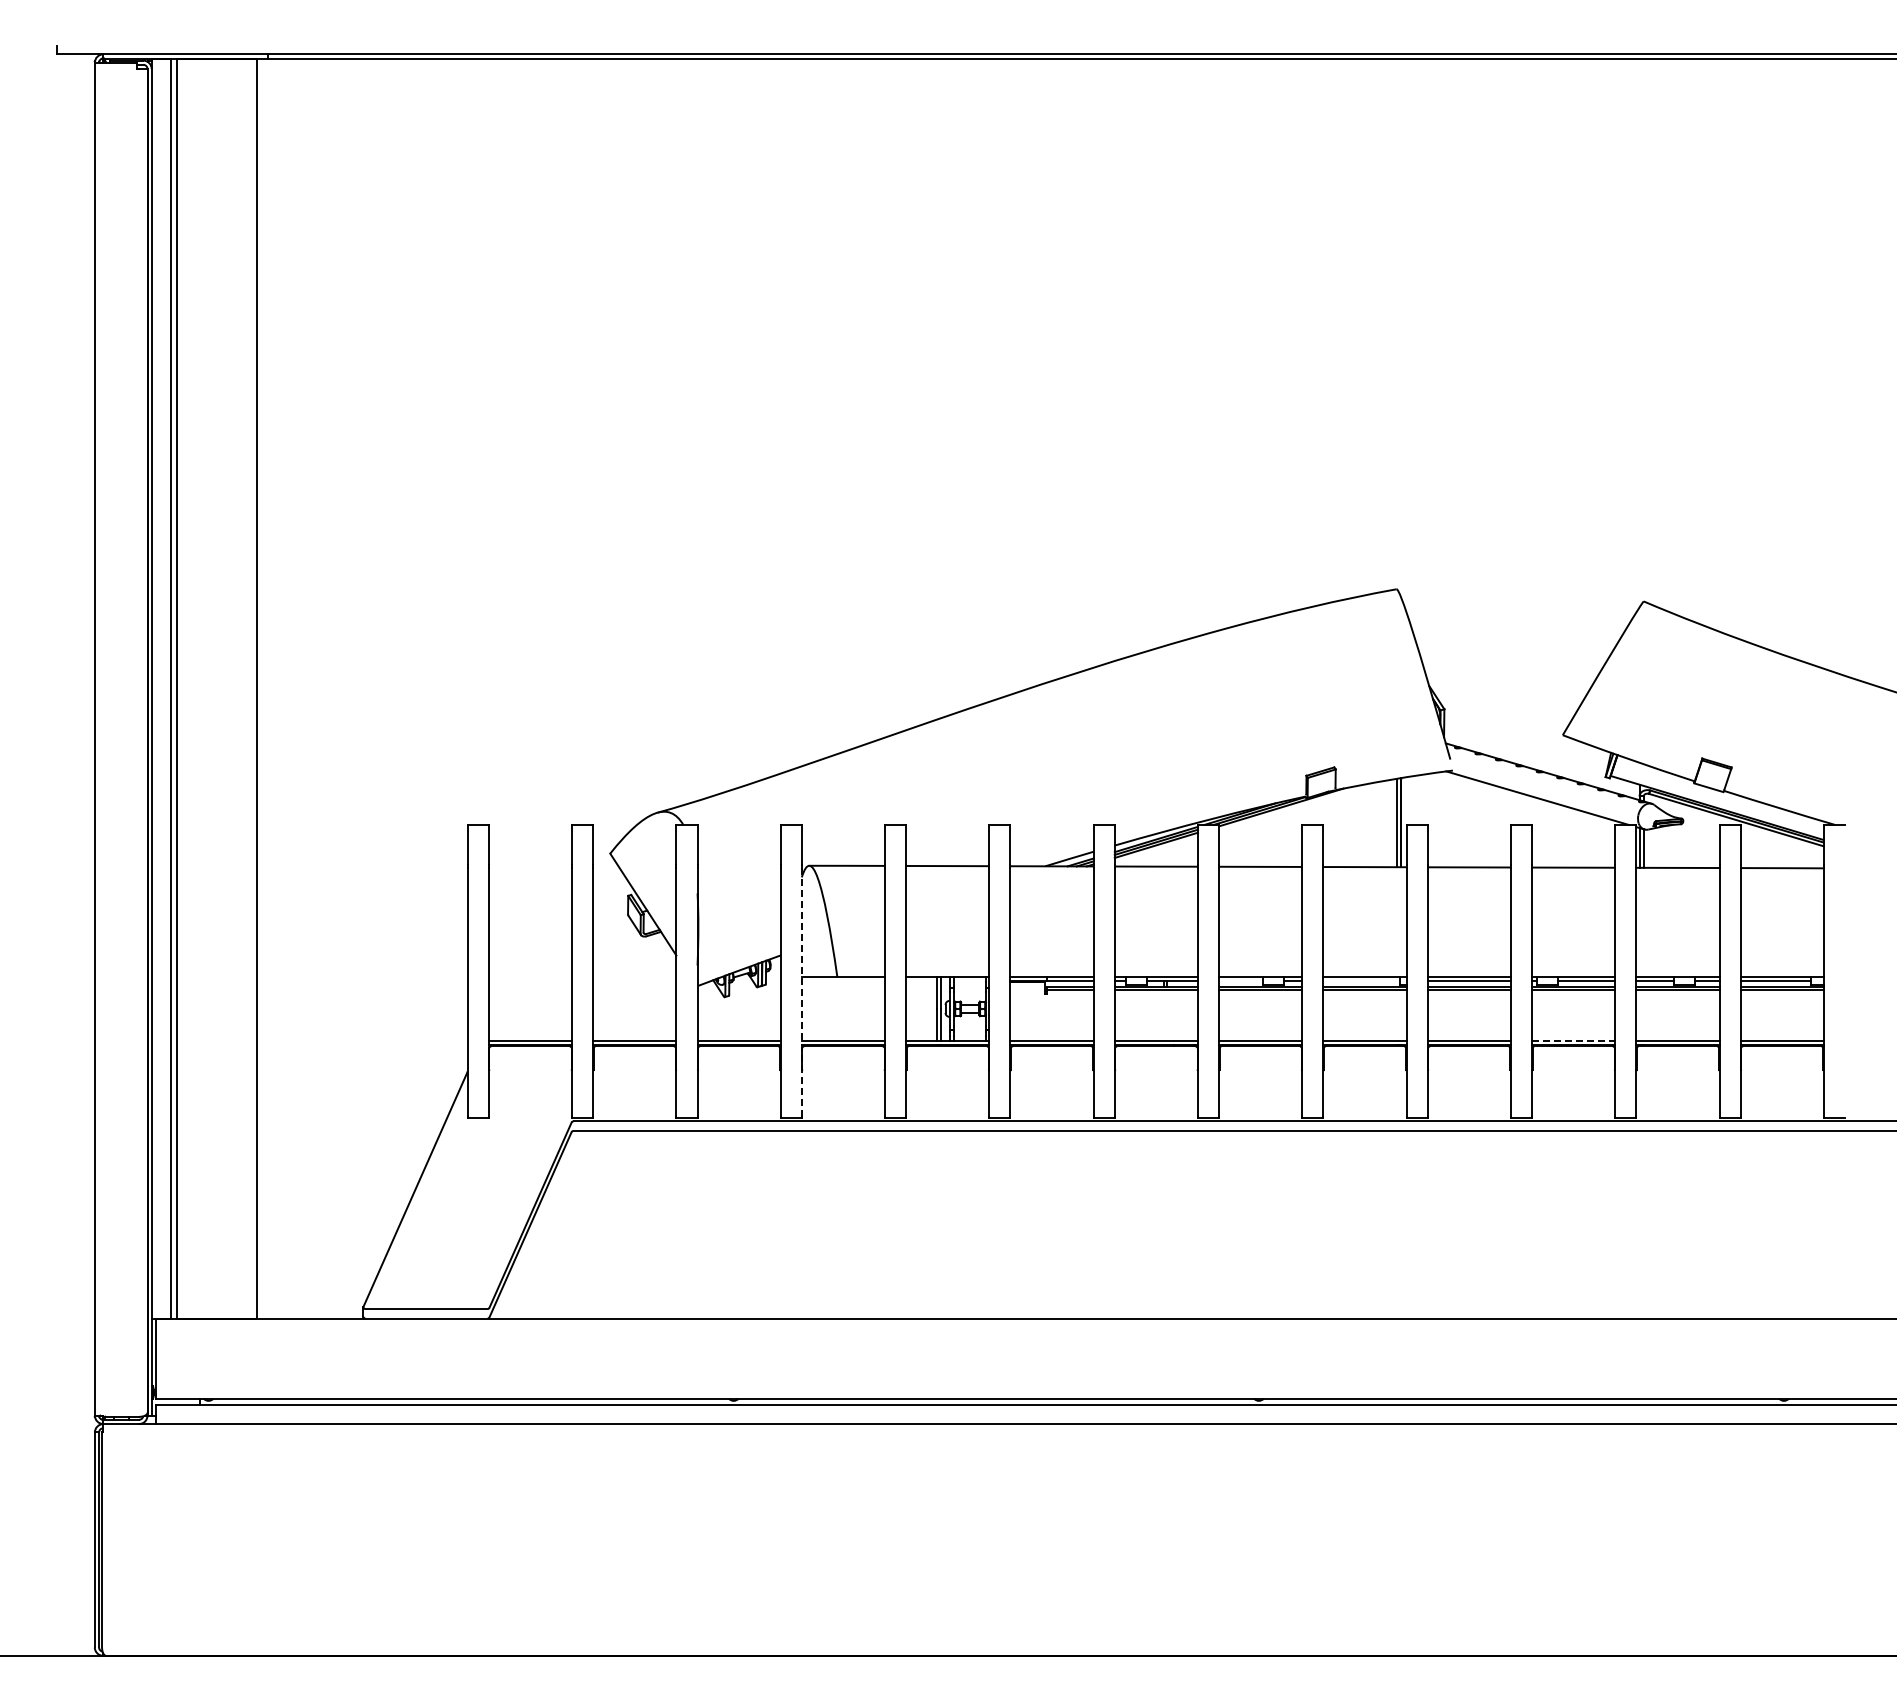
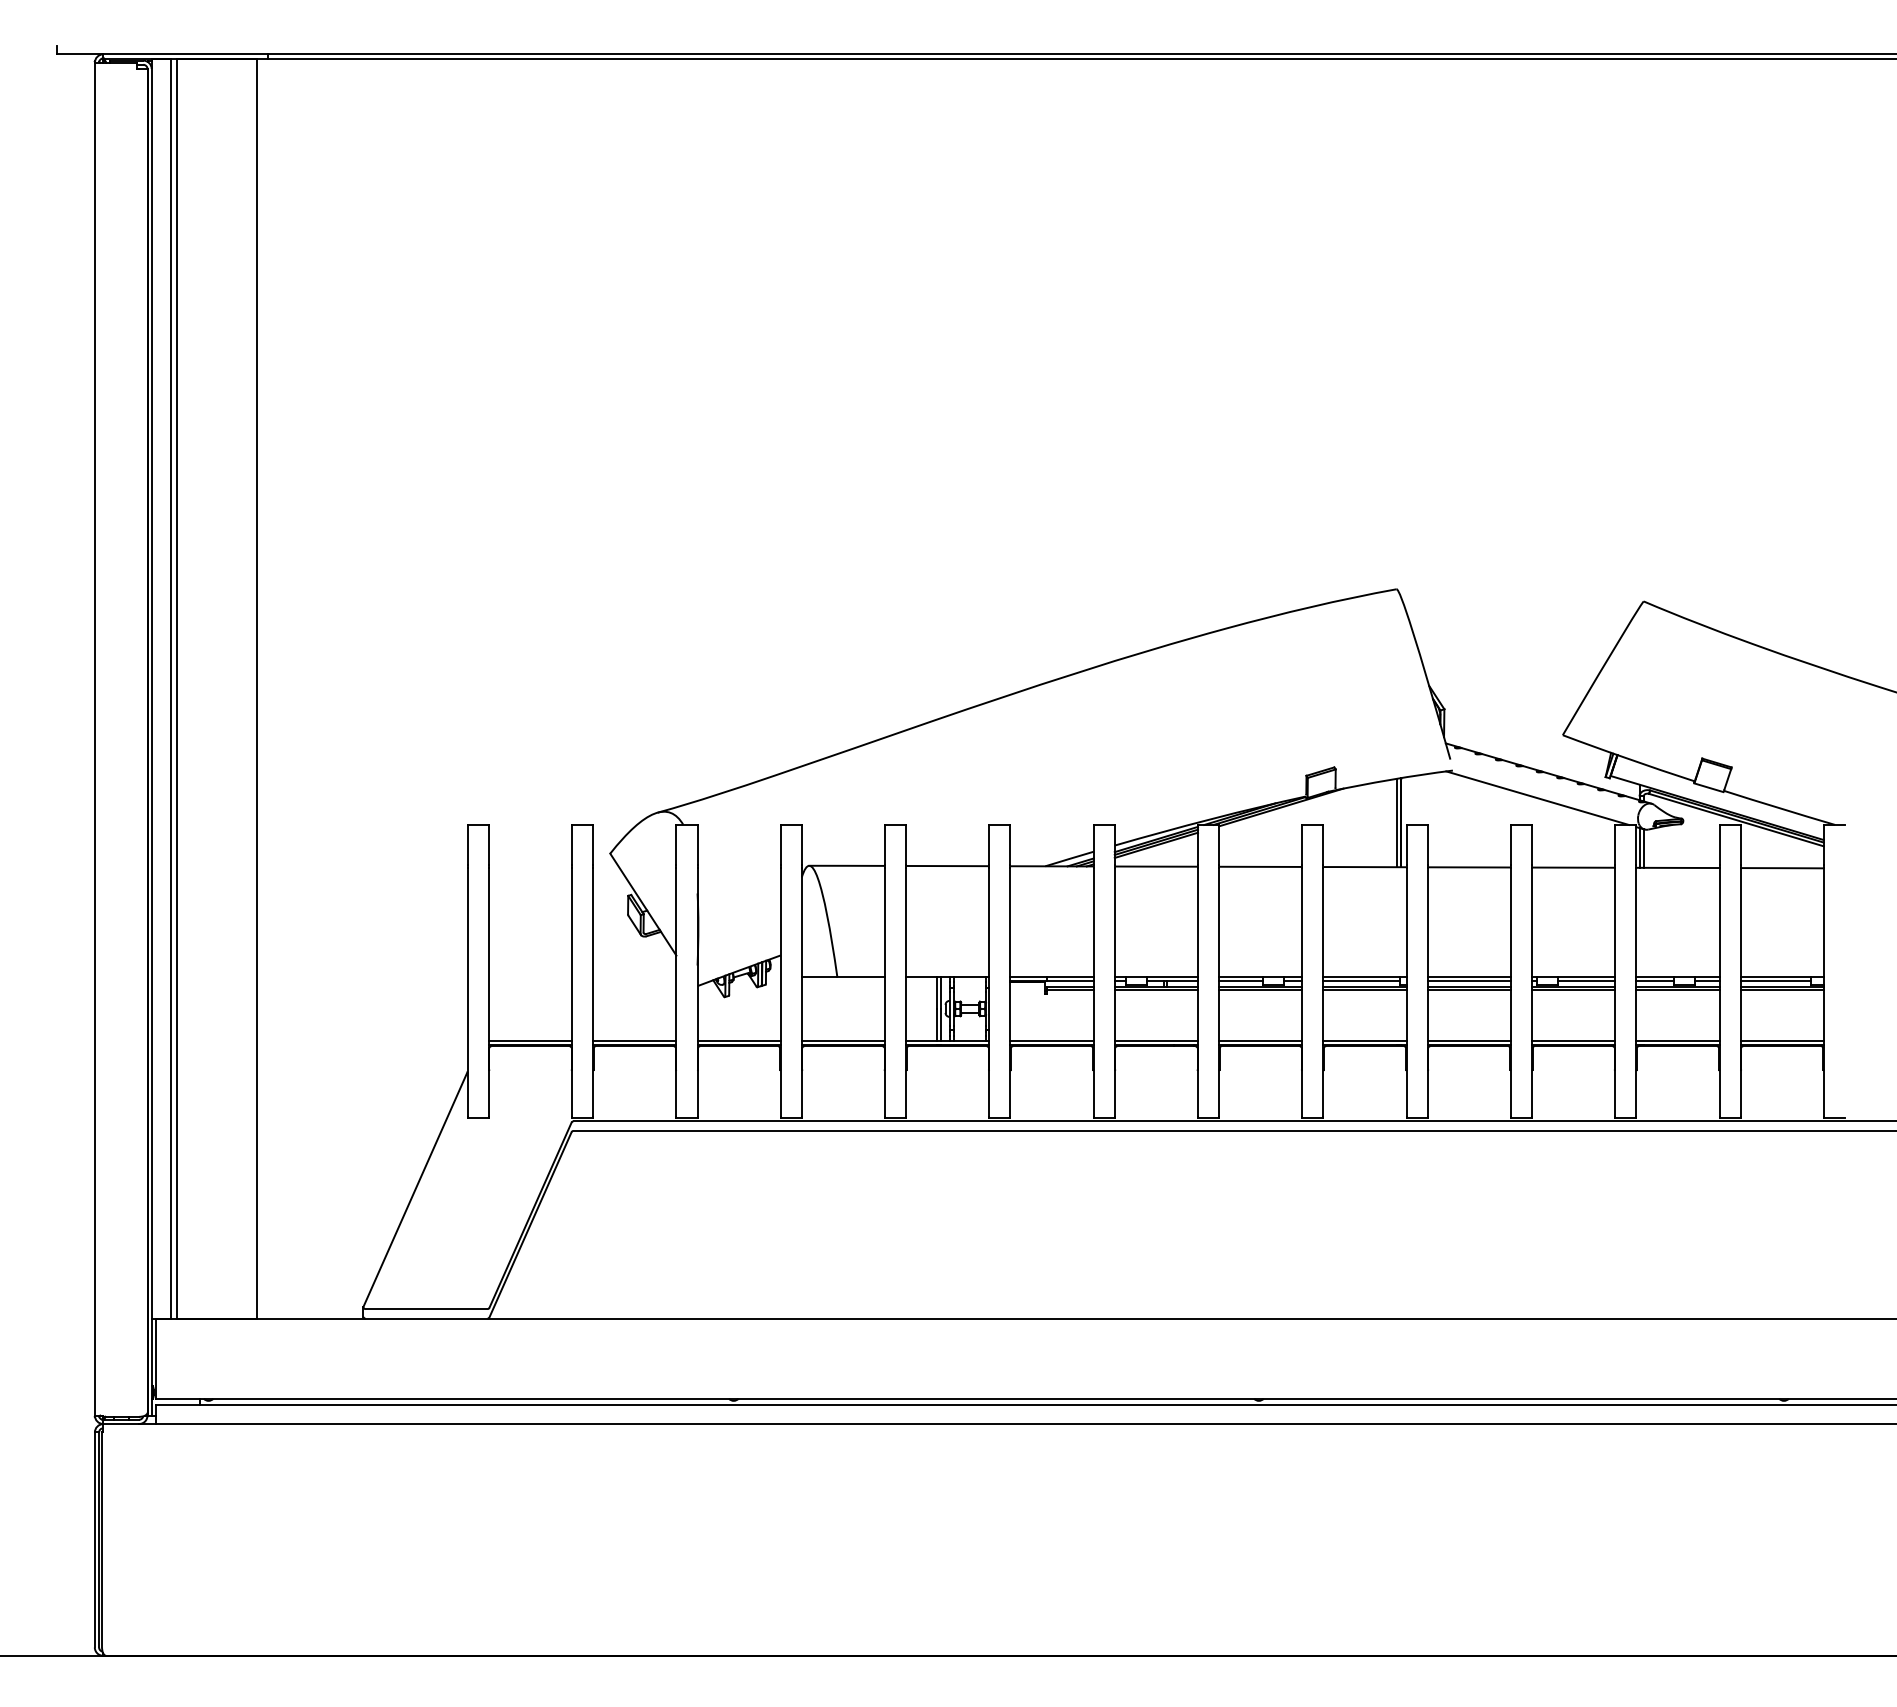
line: none -> present (1241, 980)
line: none -> present (1361, 980)
line: dashed -> solid (801, 992)
line: dashed -> solid (1573, 1040)
